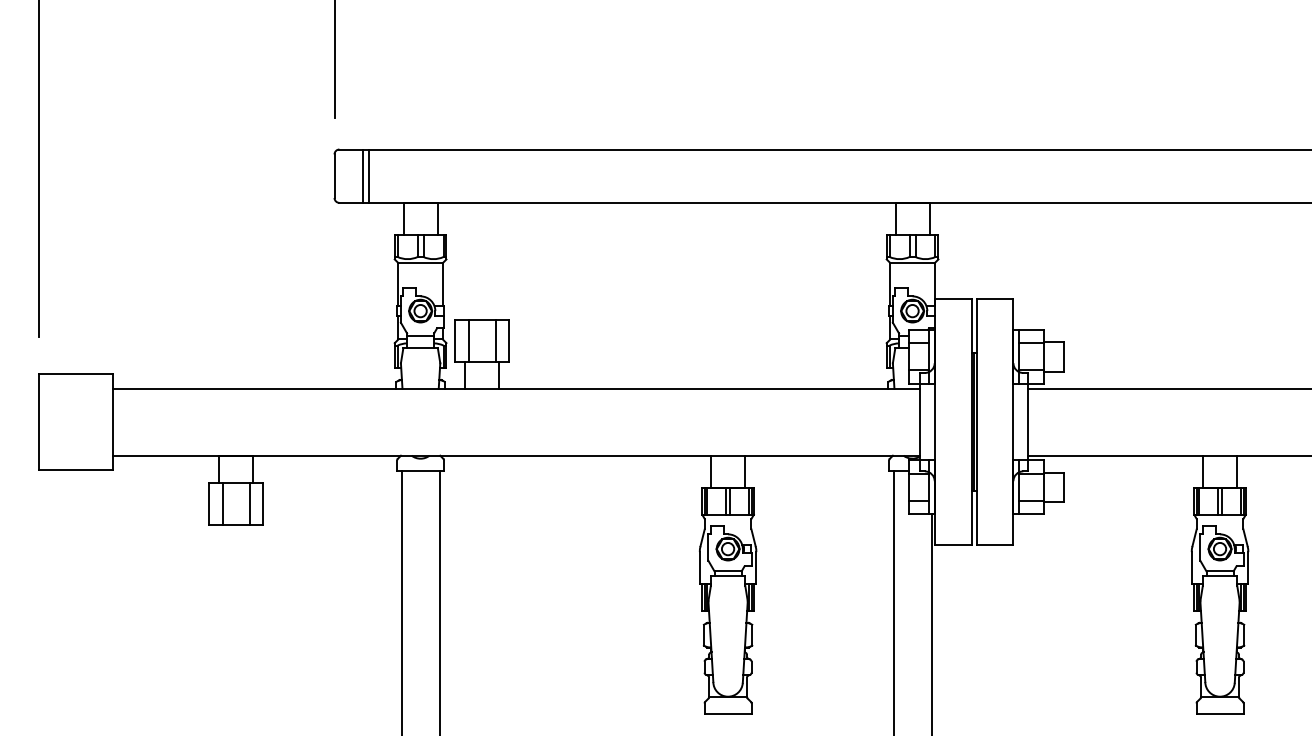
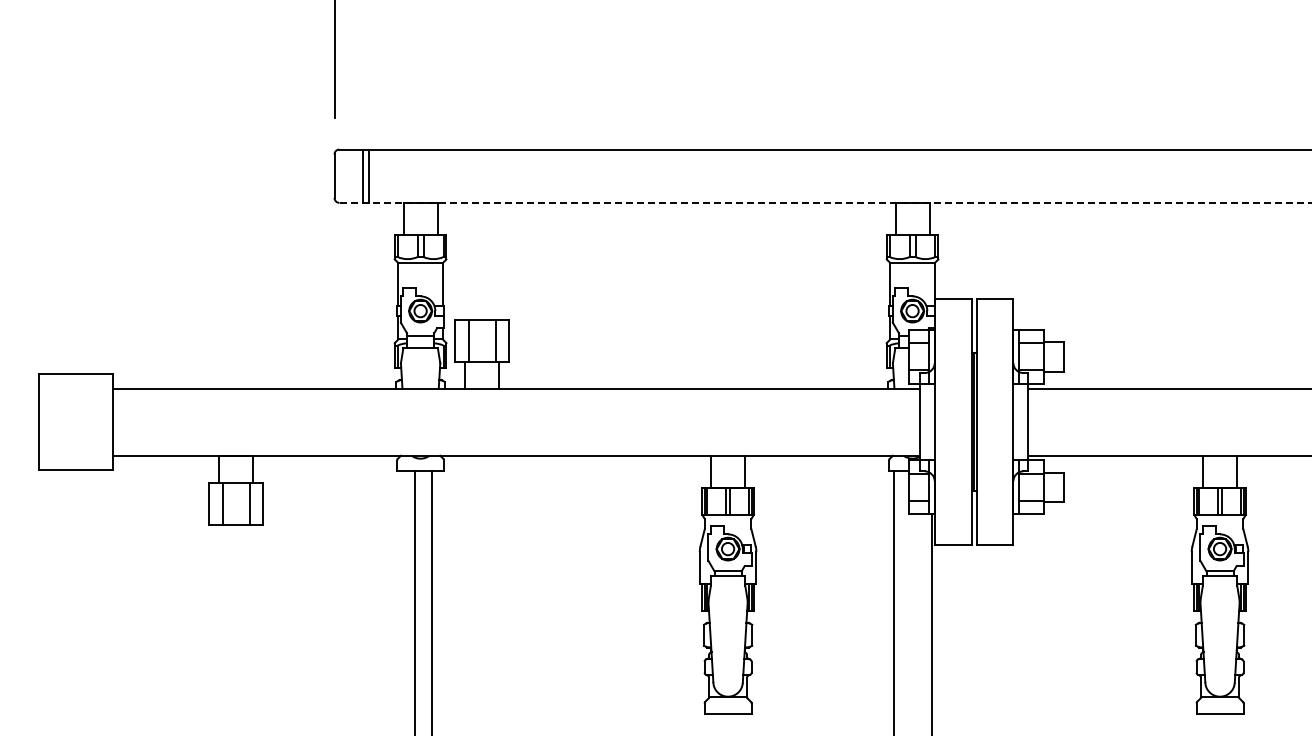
line: present -> none (39, 169)
line: solid -> dashed (825, 202)
line position: (401, 601) -> (414, 601) (414, 601)
line position: (439, 601) -> (431, 601) (431, 601)
